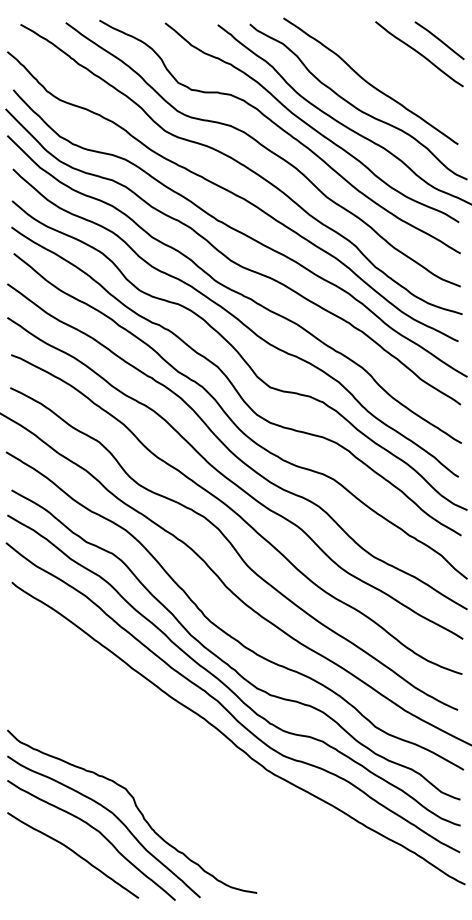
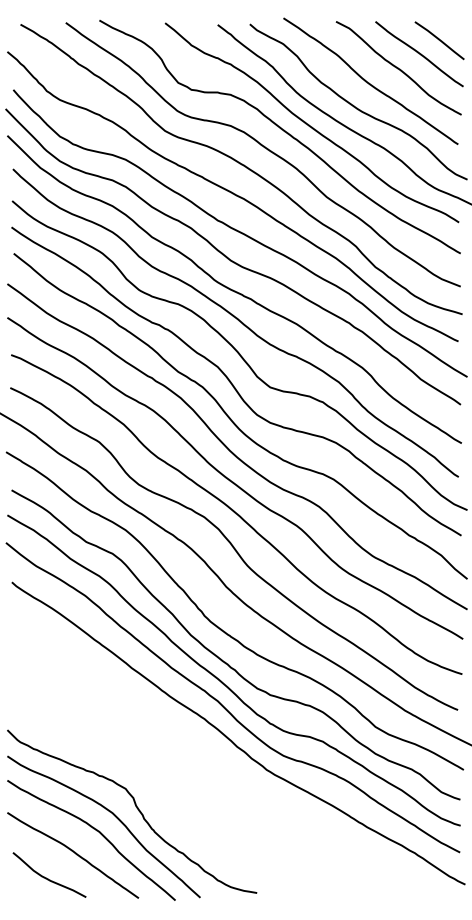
curve: none -> present (398, 68)
curve: none -> present (48, 878)
